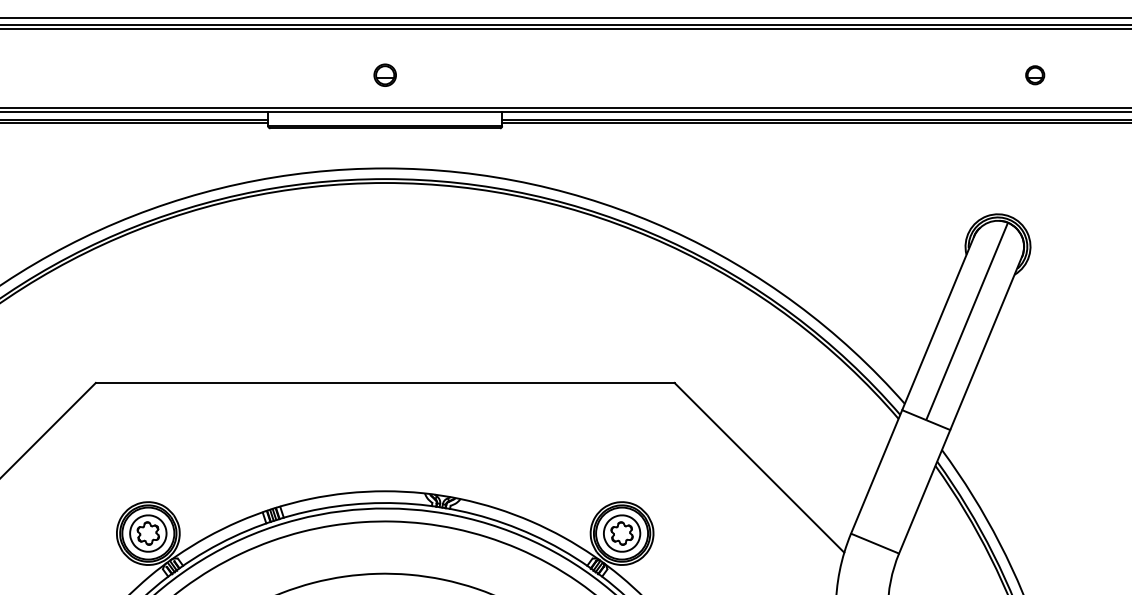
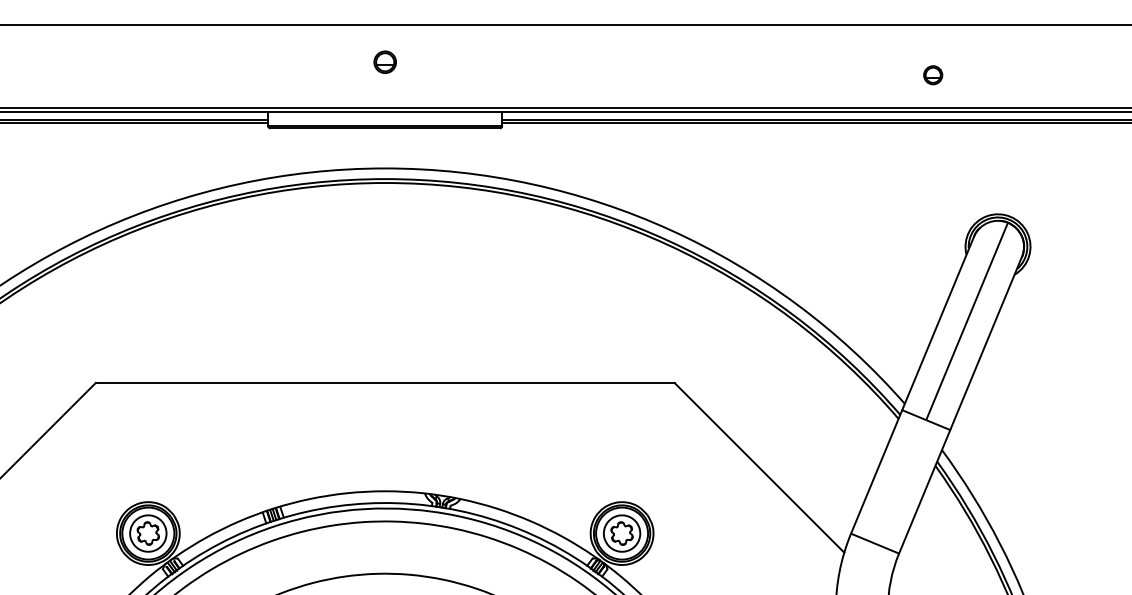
line: present -> none (565, 17)
line: present -> none (565, 28)
part position: (384, 74) -> (384, 61) (384, 61)
part position: (1035, 75) -> (933, 75) (933, 75)
